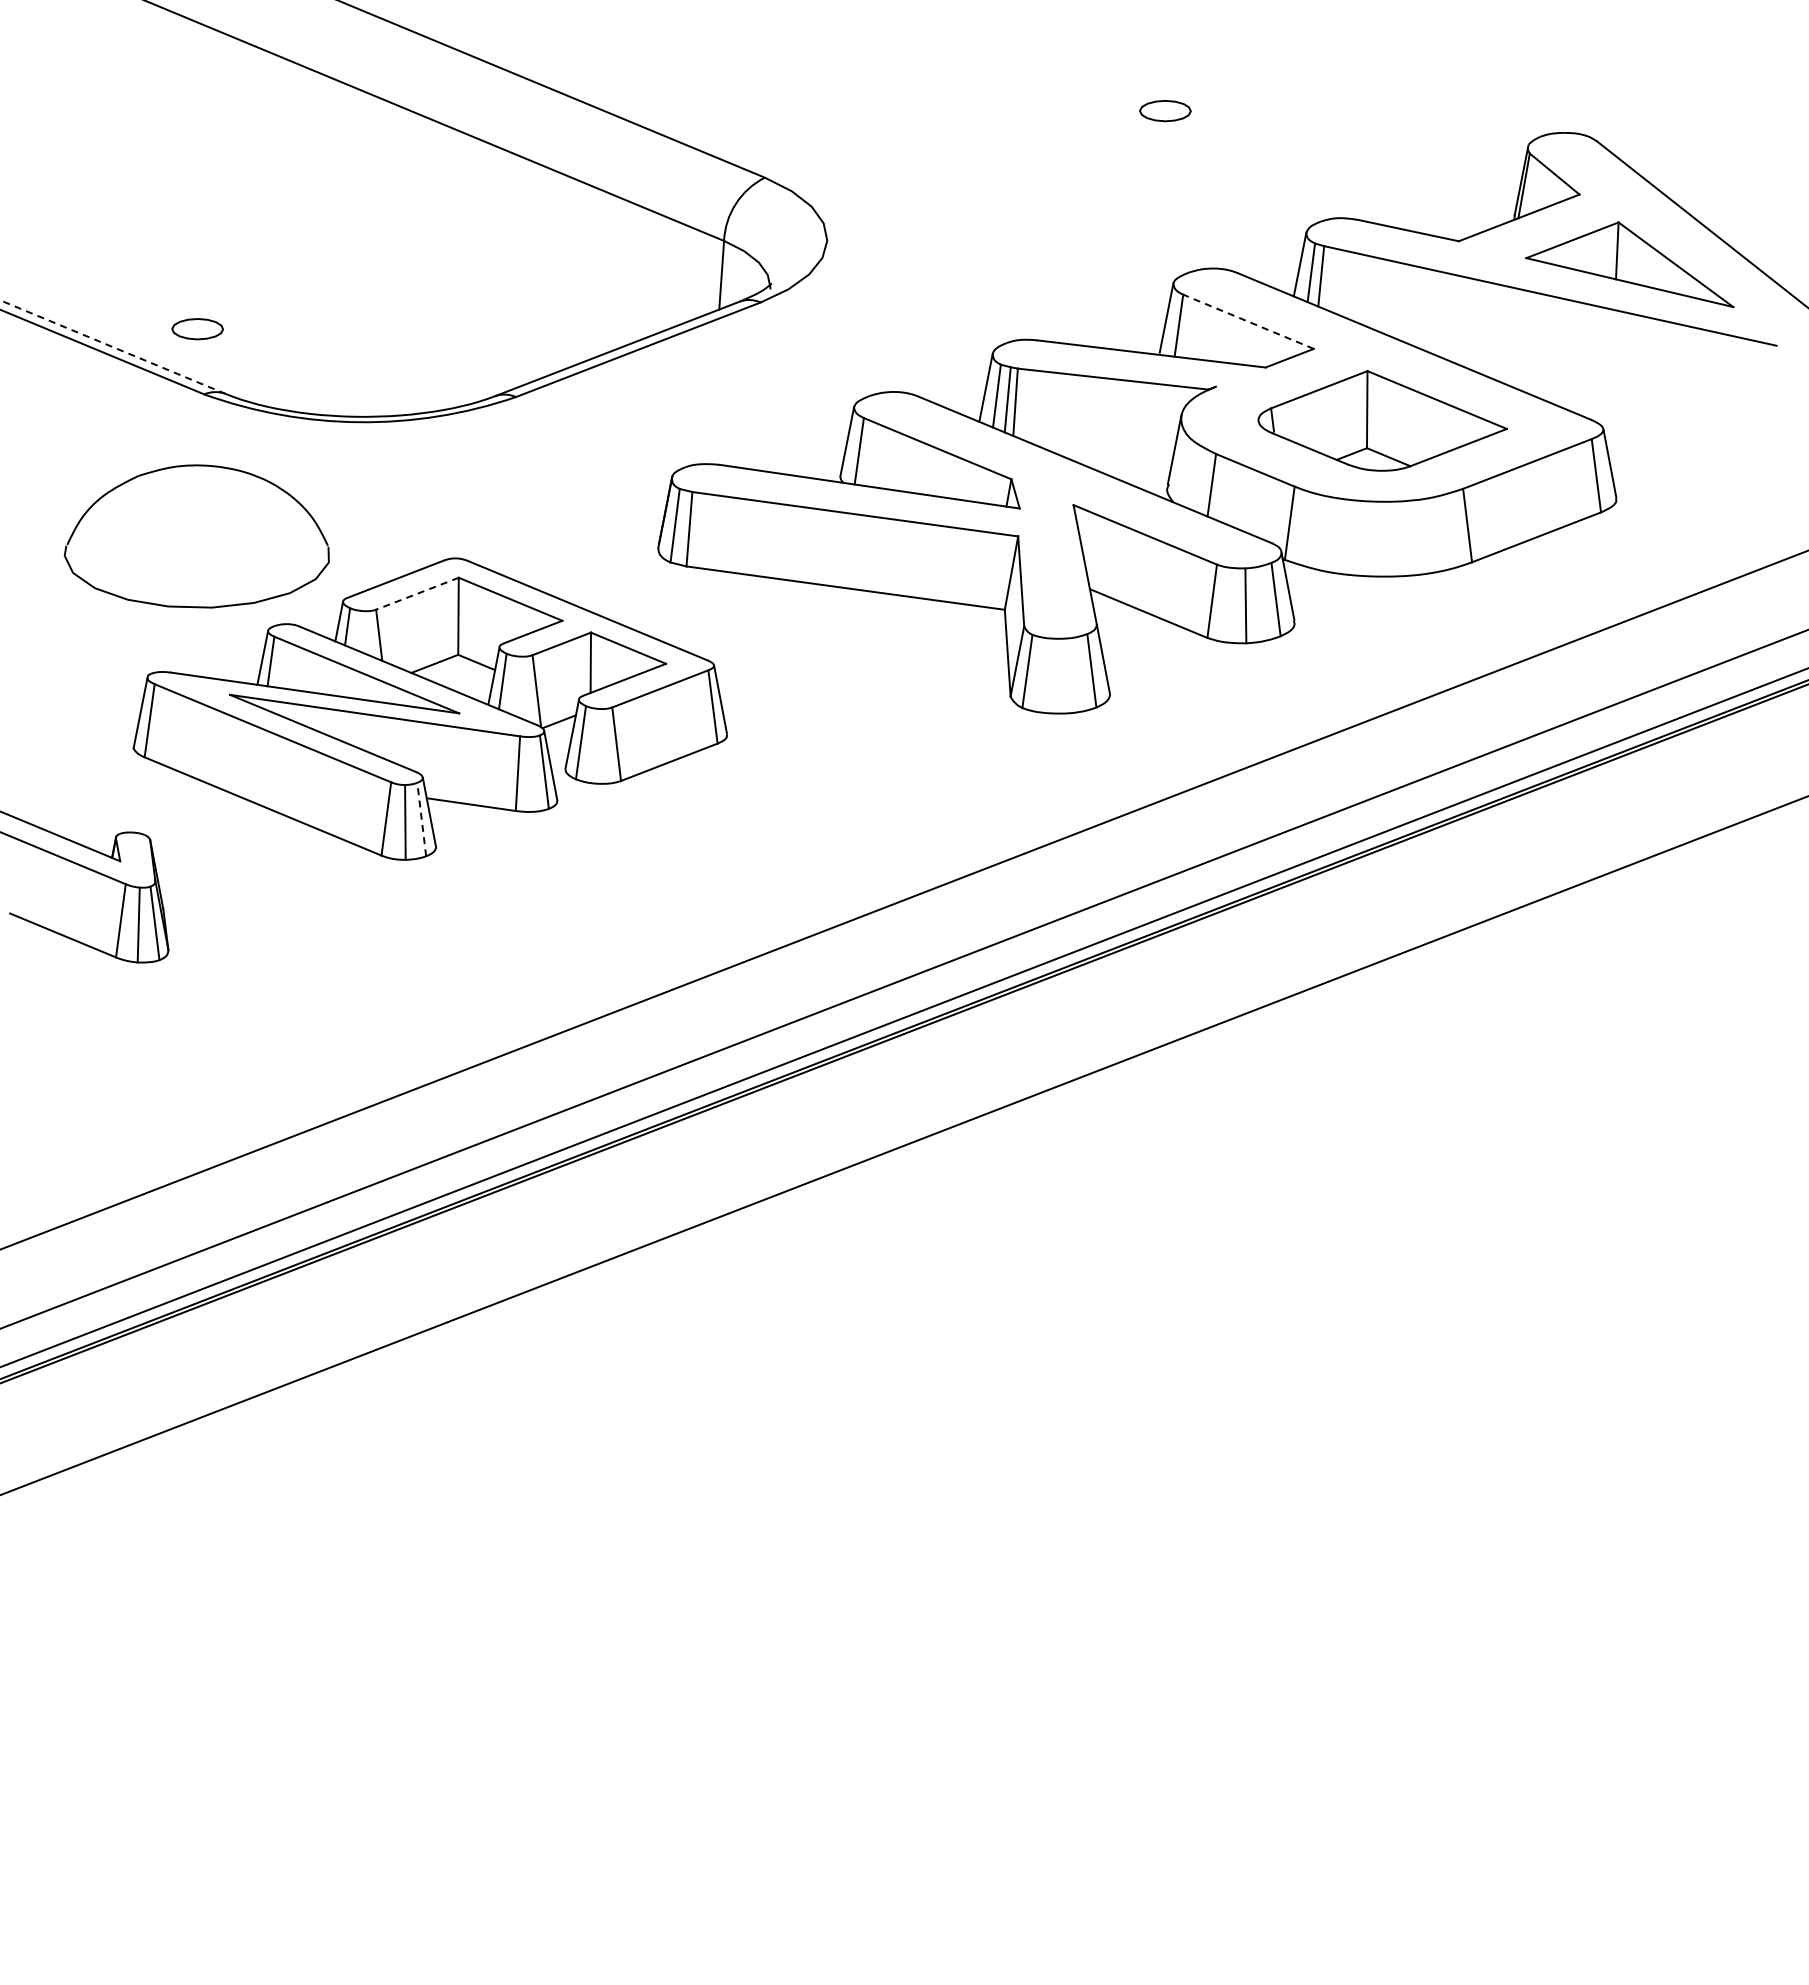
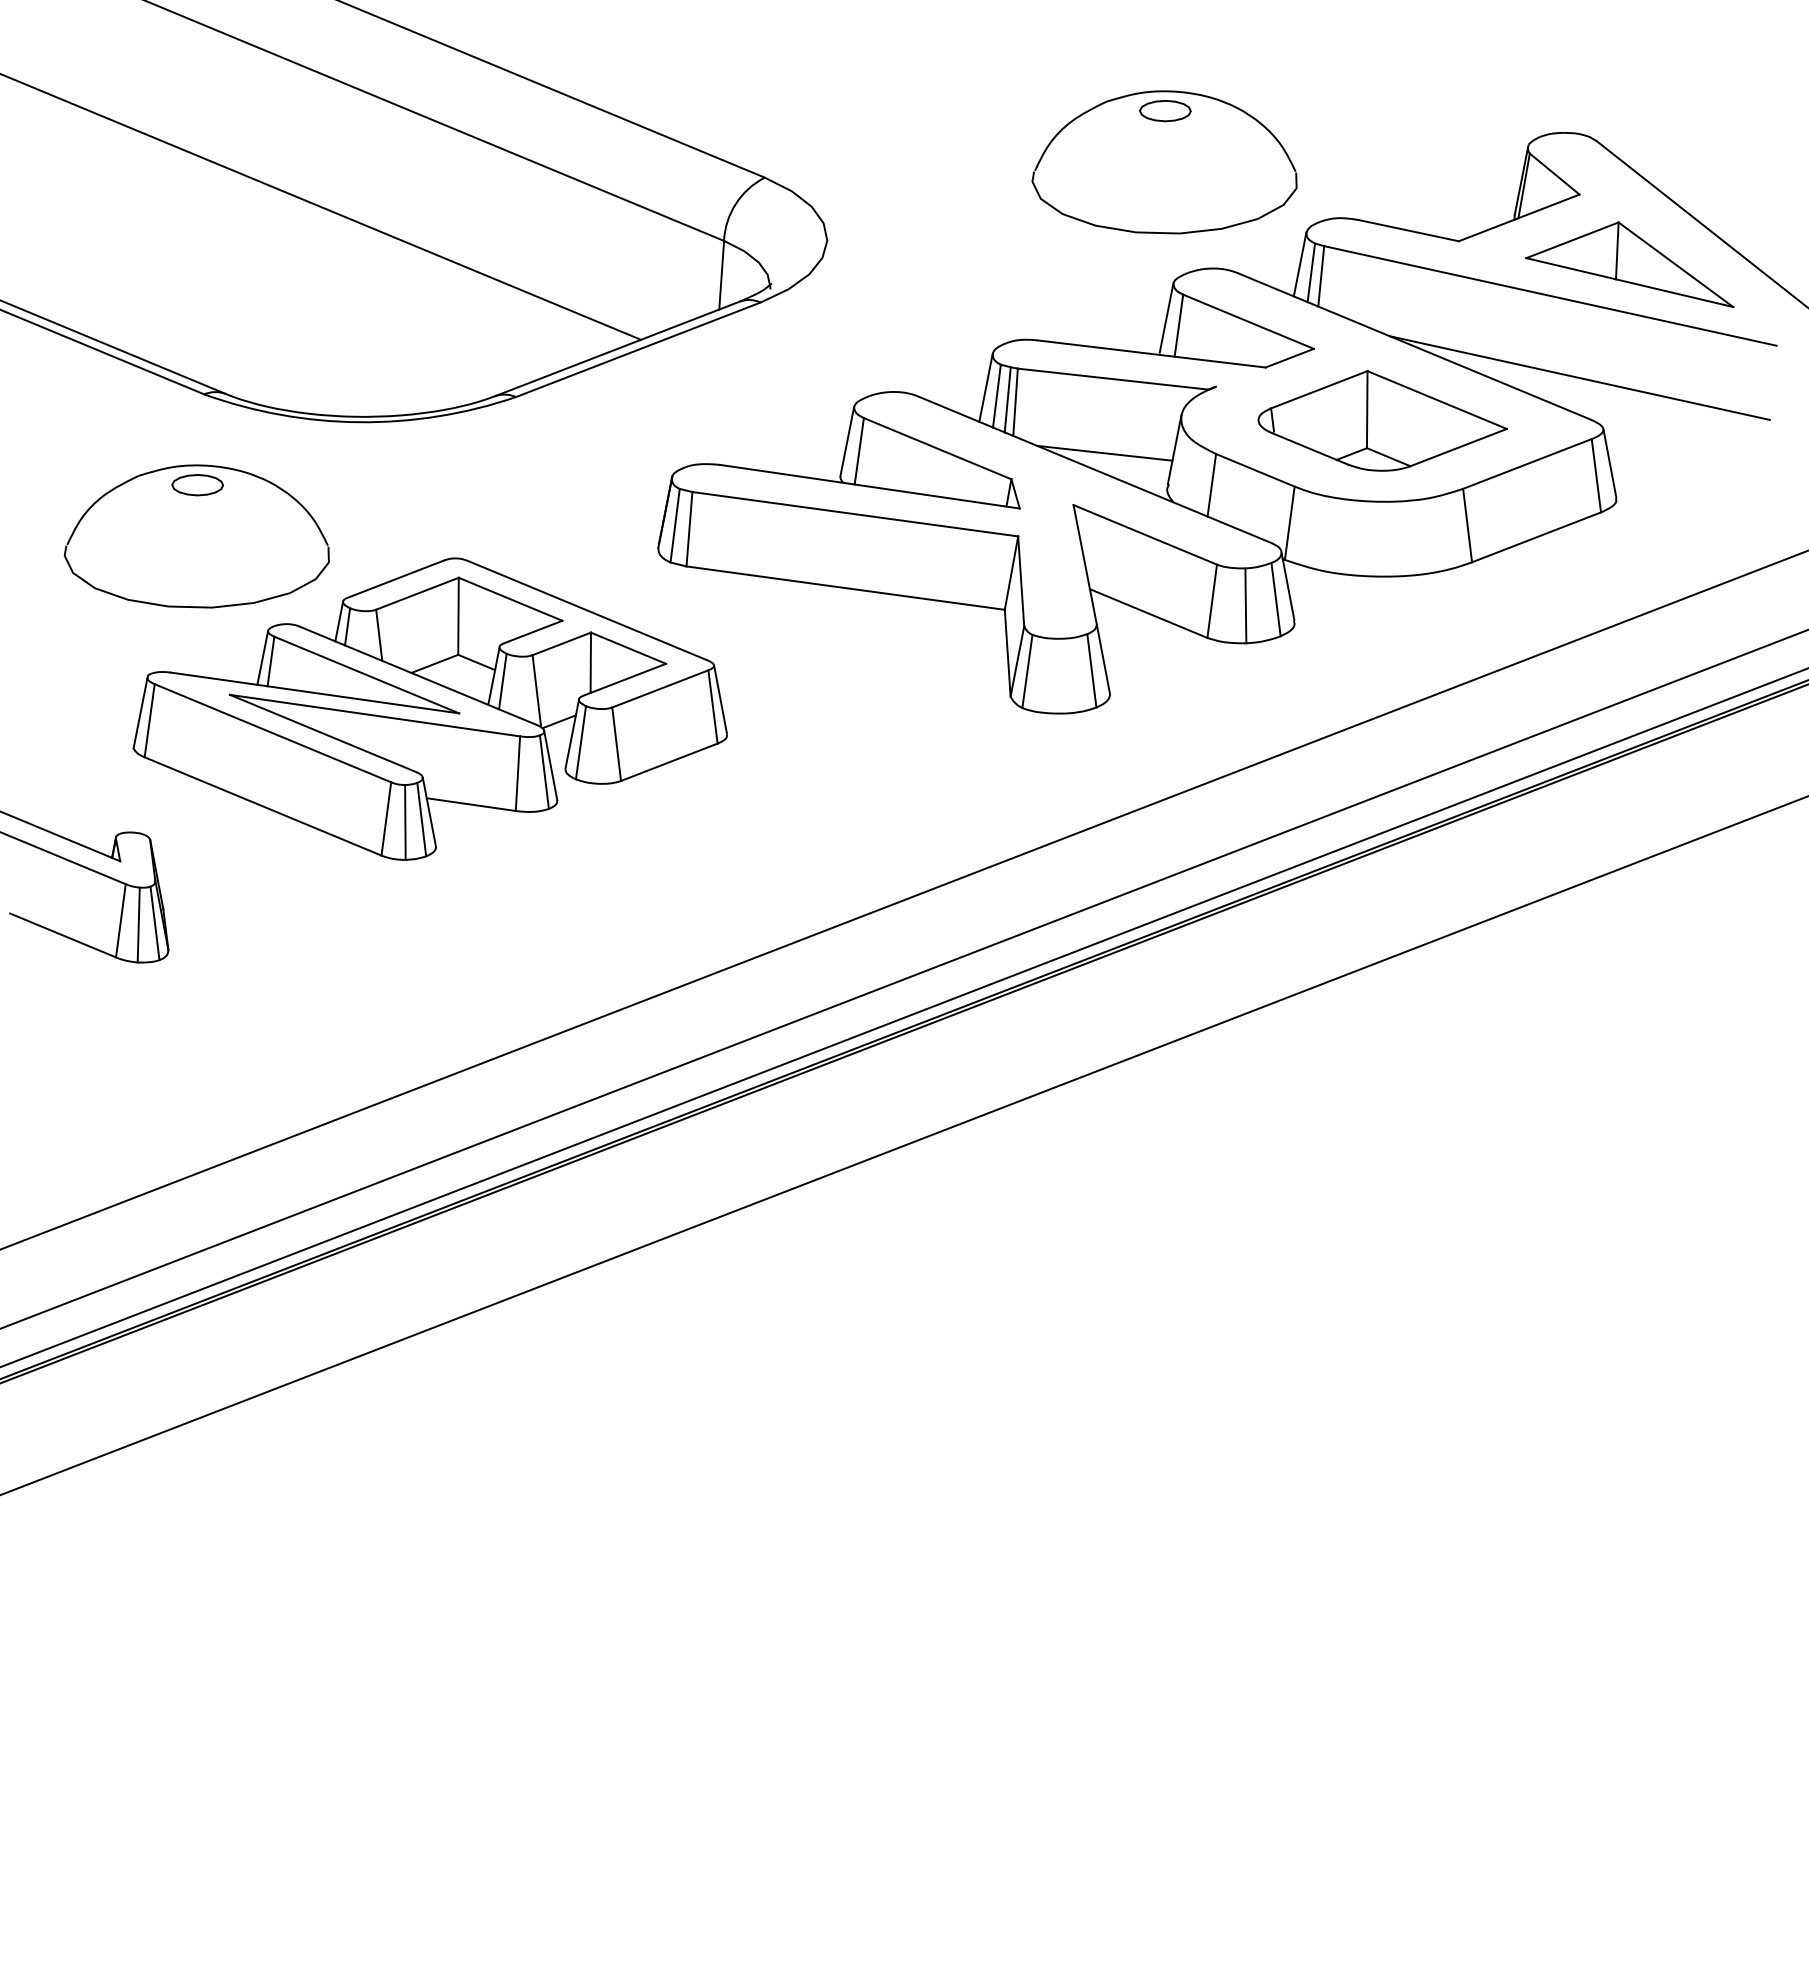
part: none -> present (1164, 162)
line: none -> present (321, 206)
line: dashed -> solid (1248, 321)
part position: (197, 329) -> (197, 485) (197, 485)
line: dashed -> solid (113, 347)
line: none -> present (1579, 377)
line: none -> present (1104, 452)
line: dashed -> solid (417, 593)
line: dashed -> solid (421, 819)
